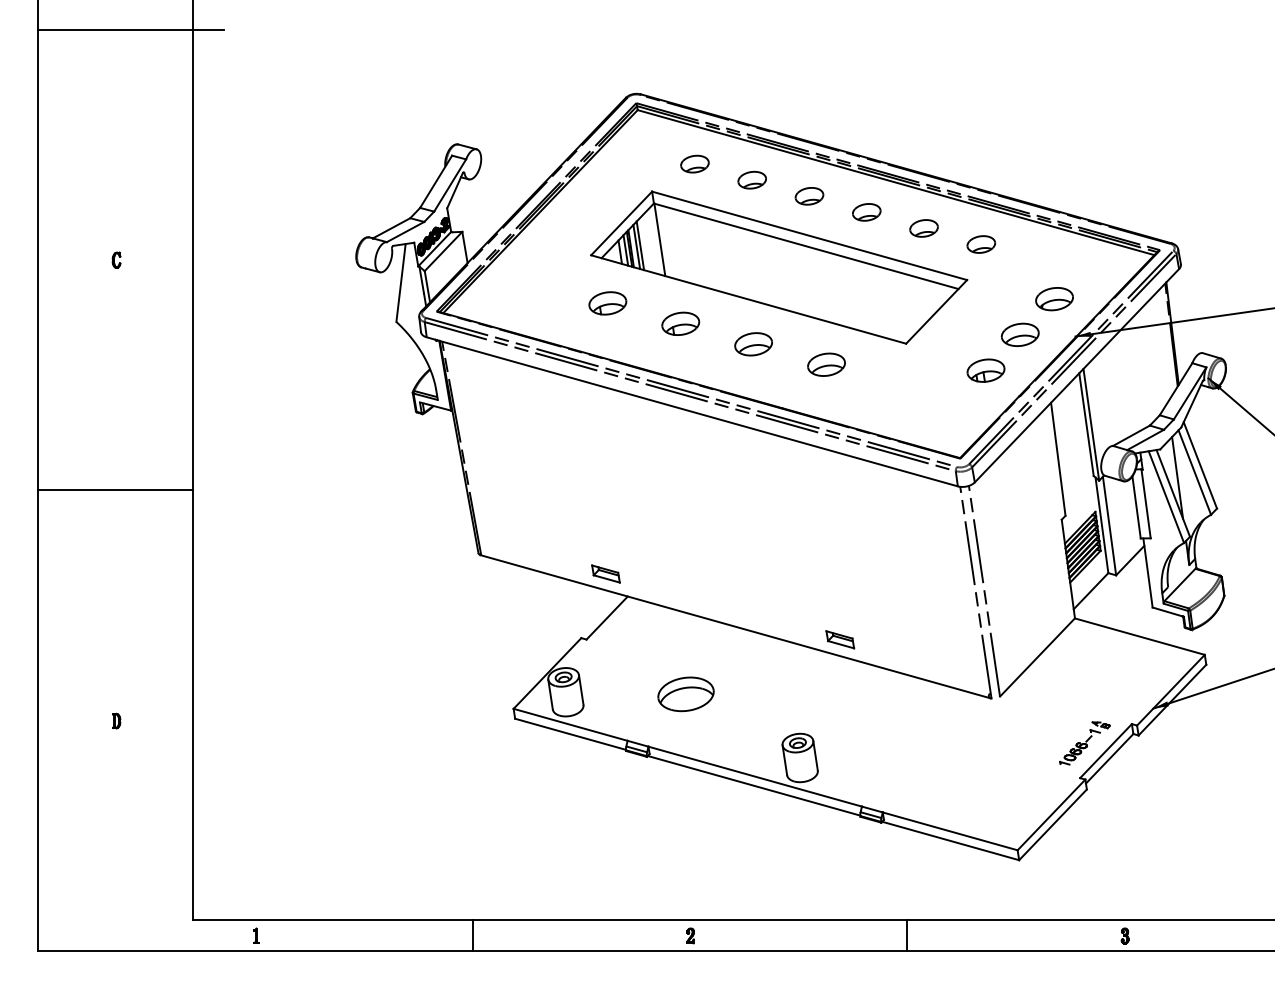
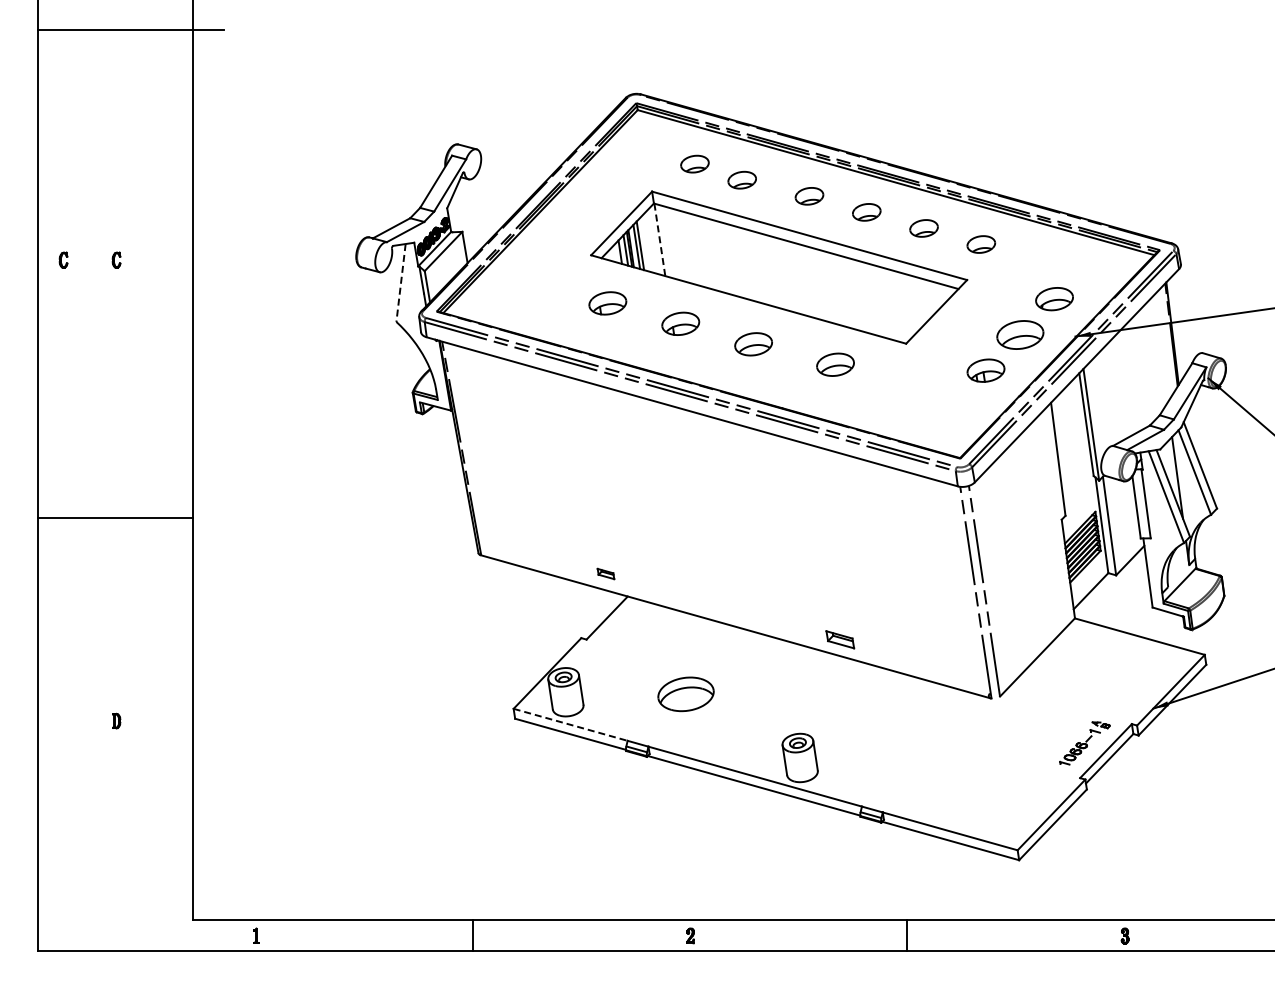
part position: (751, 179) -> (741, 179) (741, 179)
line: solid -> dashed (659, 239)
part: none -> present (63, 259)
line: solid -> dashed (400, 283)
part size: 40x25 px -> 49x30 px (1020, 334)
part position: (826, 364) -> (835, 364) (835, 364)
line position: (115, 490) -> (115, 518) (115, 518)
part size: 30x20 px -> 20x14 px (605, 573)
line: solid -> dashed (571, 724)
